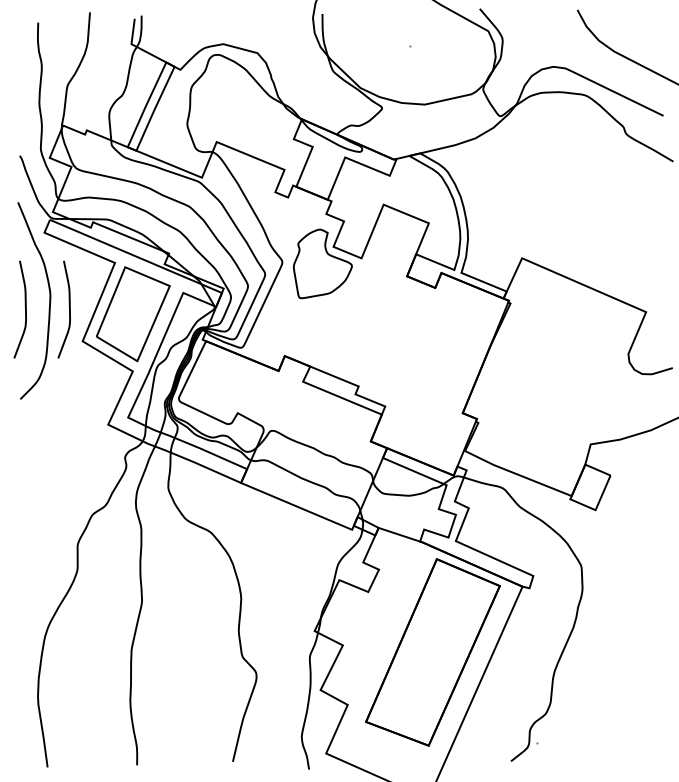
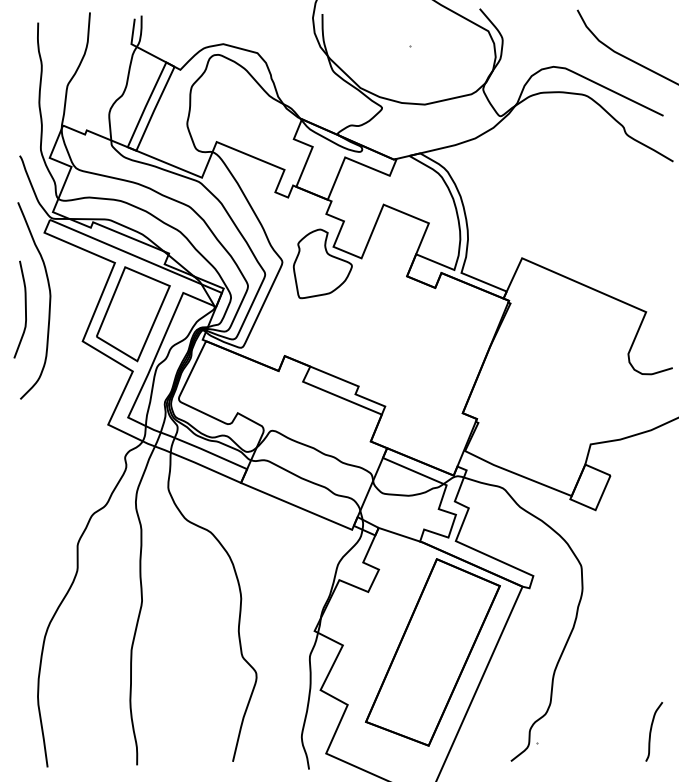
curve: present -> none (69, 309)
curve: none -> present (651, 731)
